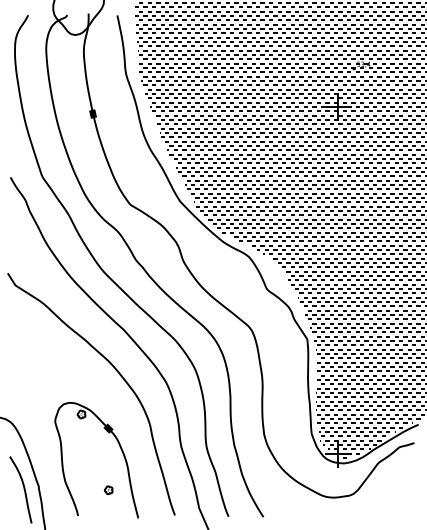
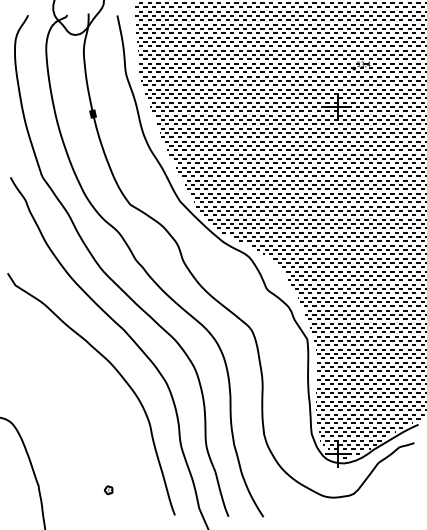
part: present -> none (119, 447)
curve: present -> none (23, 489)
